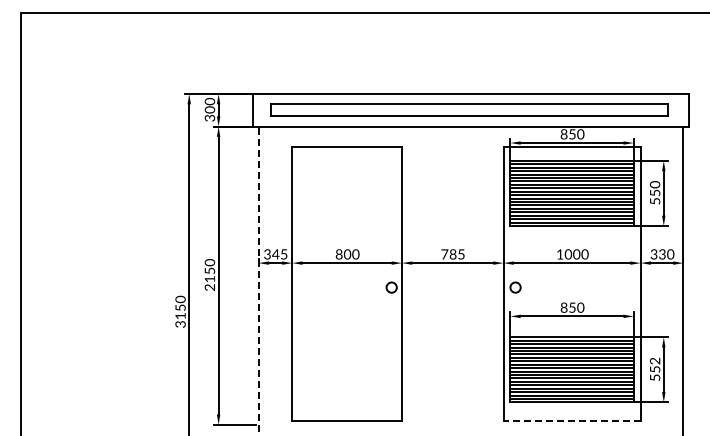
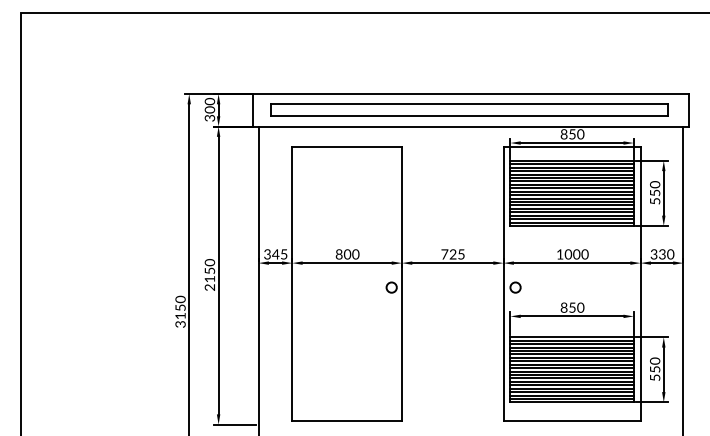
text: 785 -> 725 (452, 254)
line: dashed -> solid (258, 280)
text: 552 -> 550 (656, 360)
line: dashed -> solid (572, 421)
